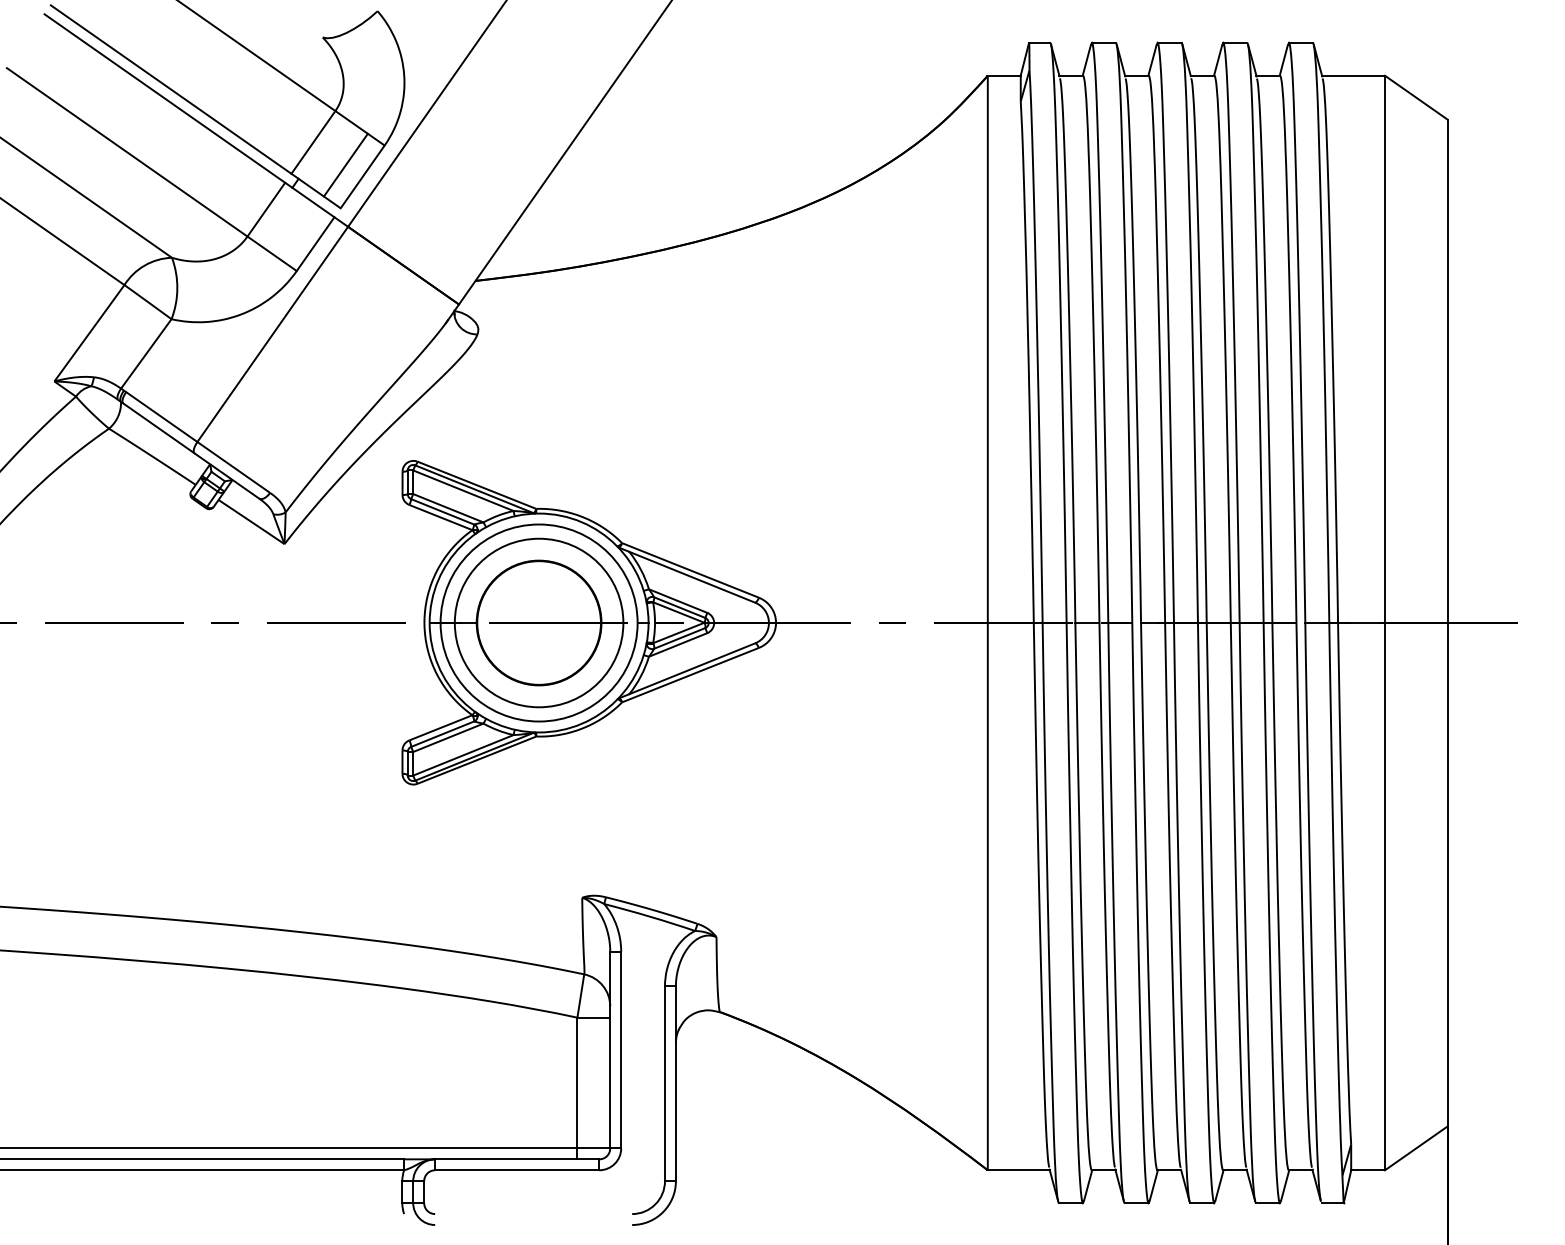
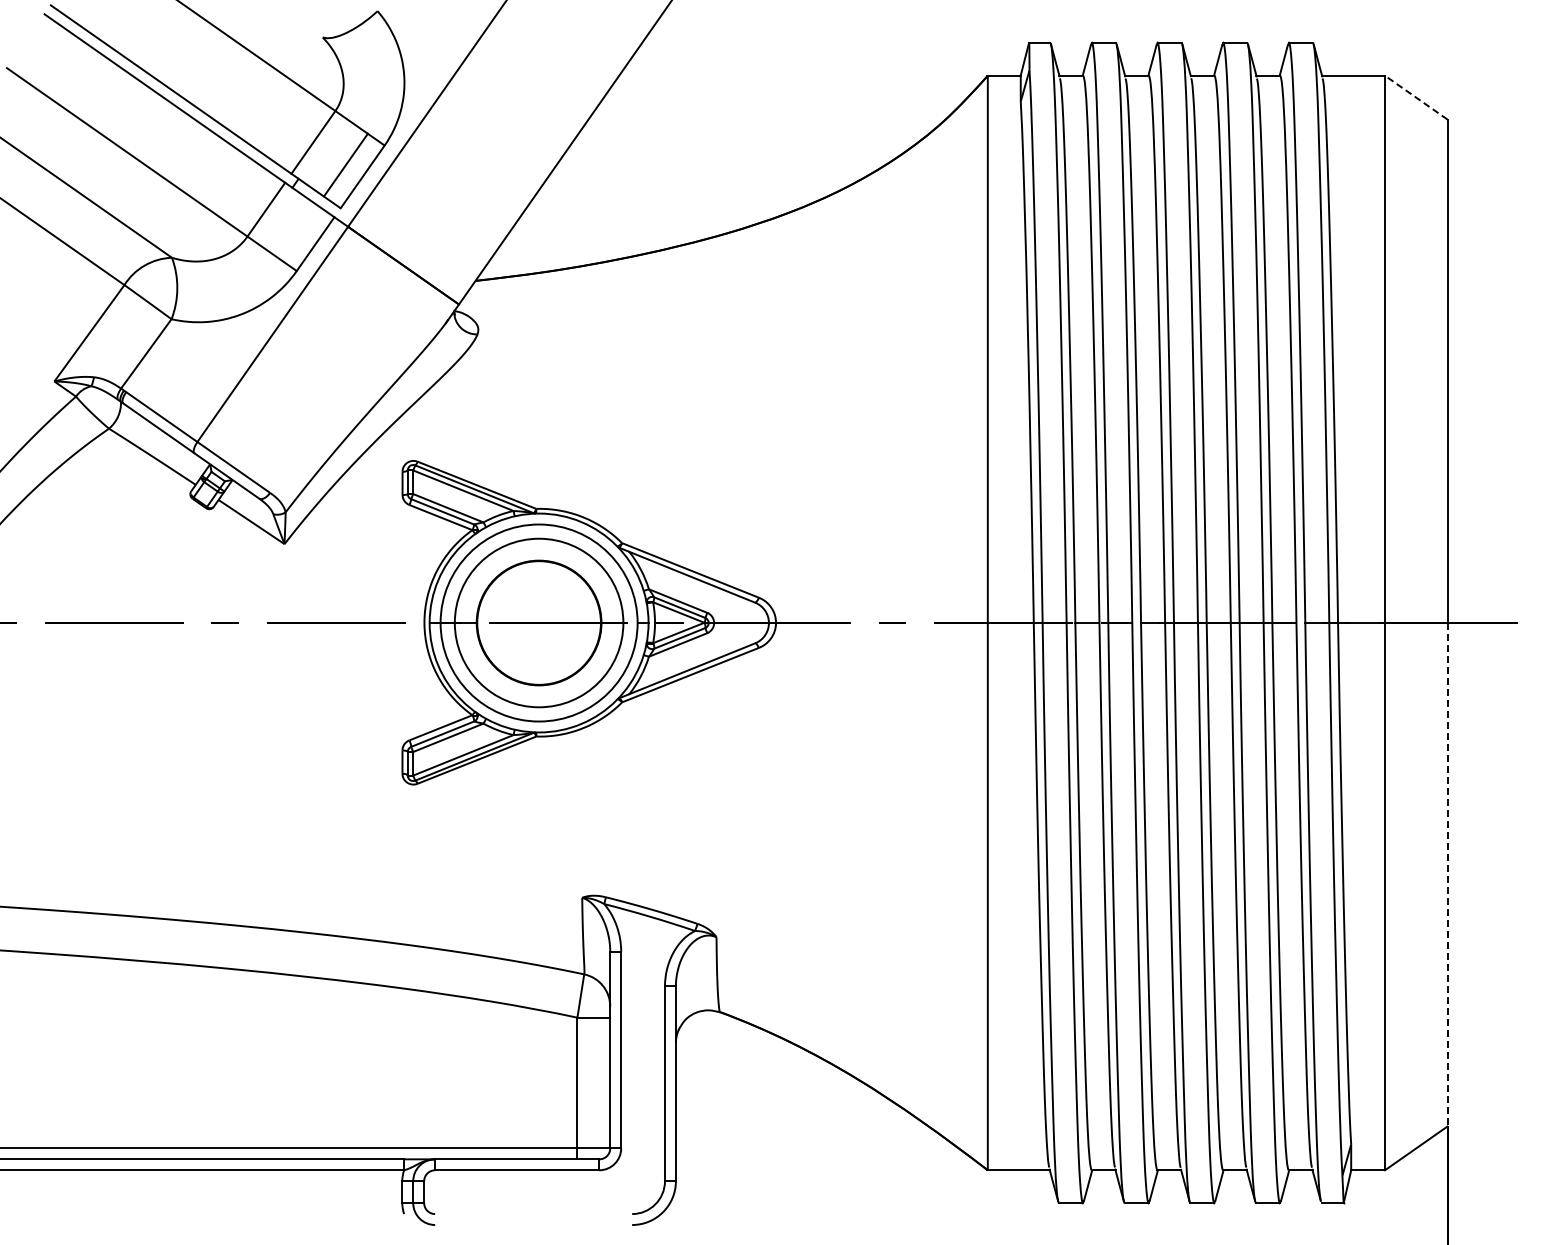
line: solid -> dashed (1415, 97)
line: solid -> dashed (1447, 874)
